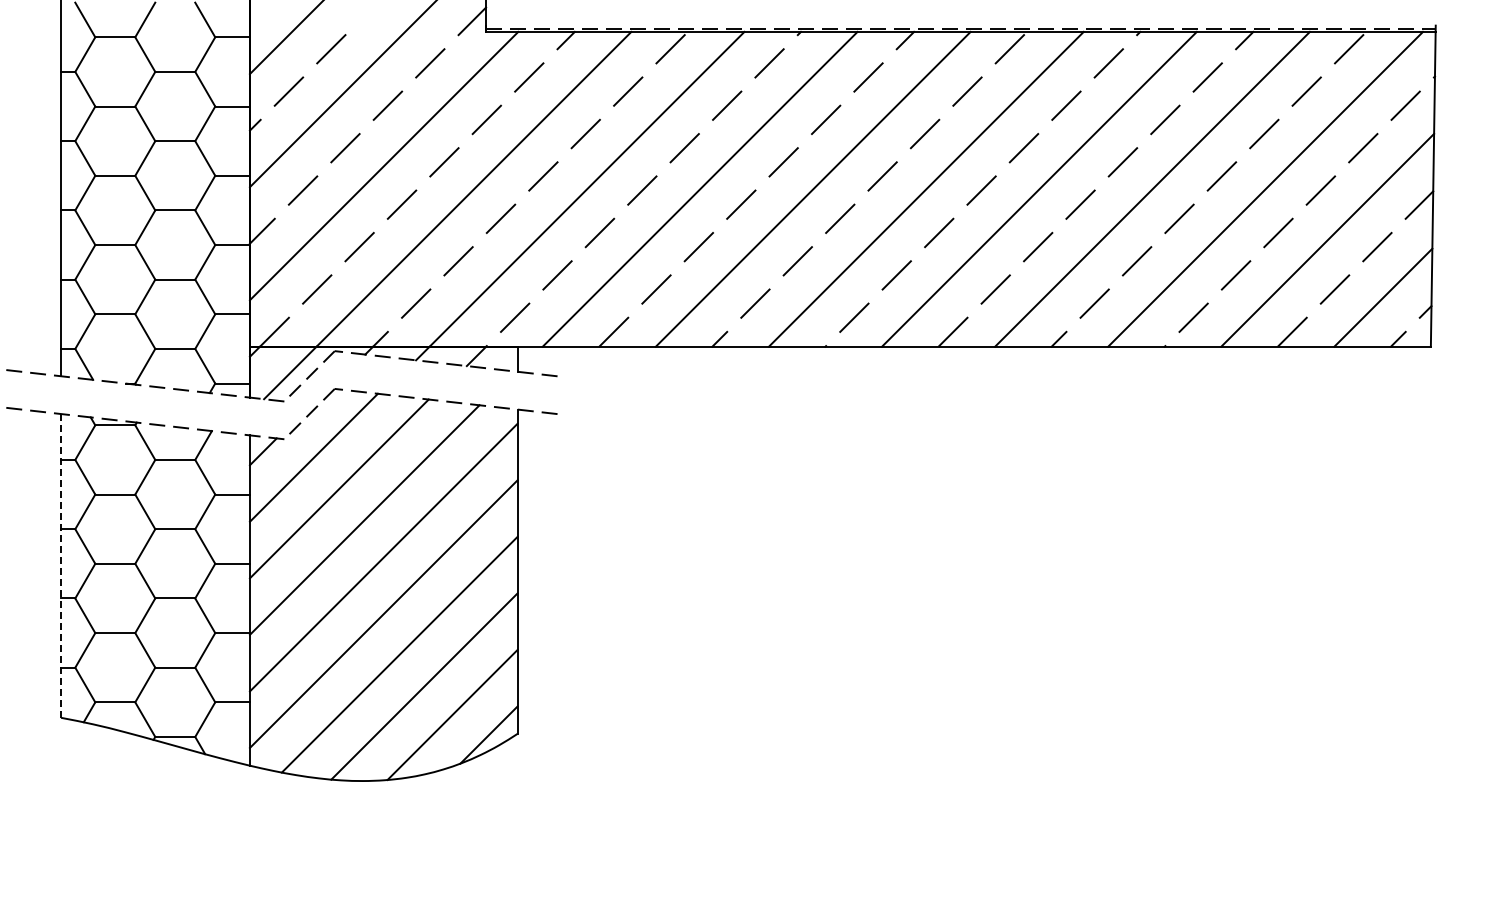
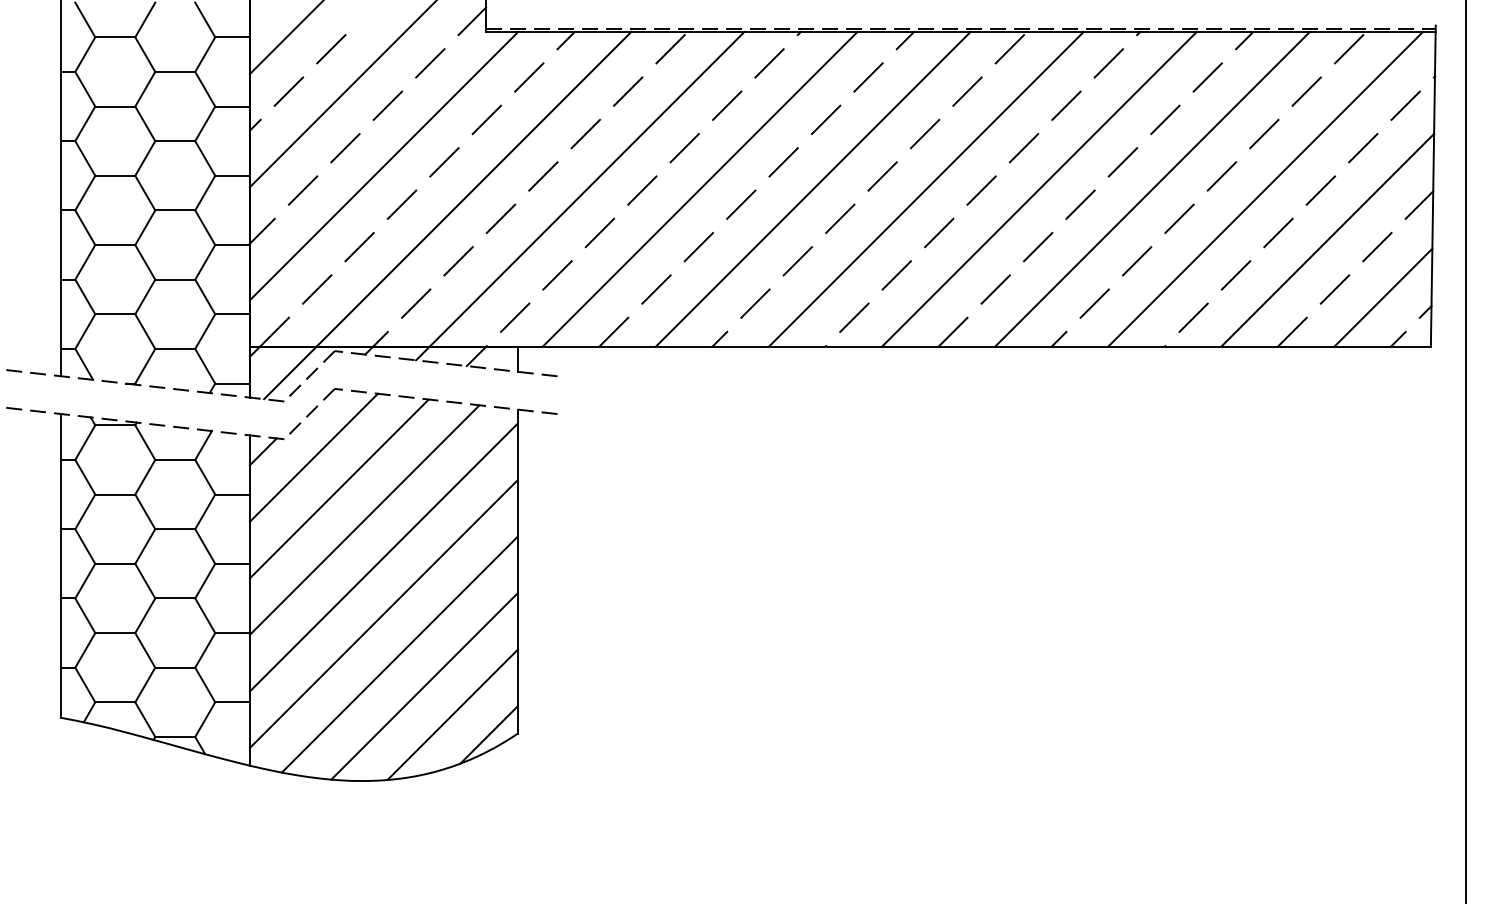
line: none -> present (1465, 451)
line: dashed -> solid (61, 565)
